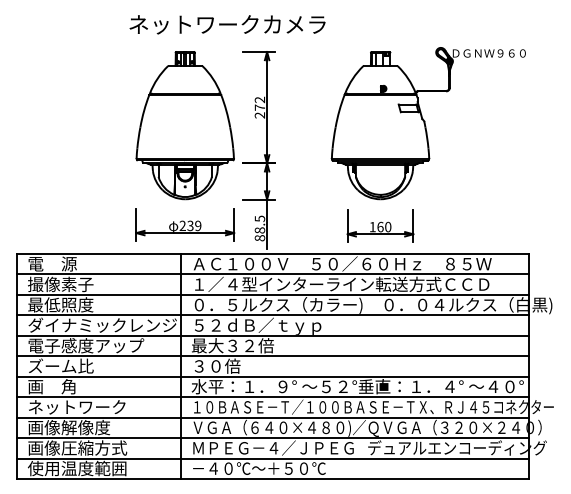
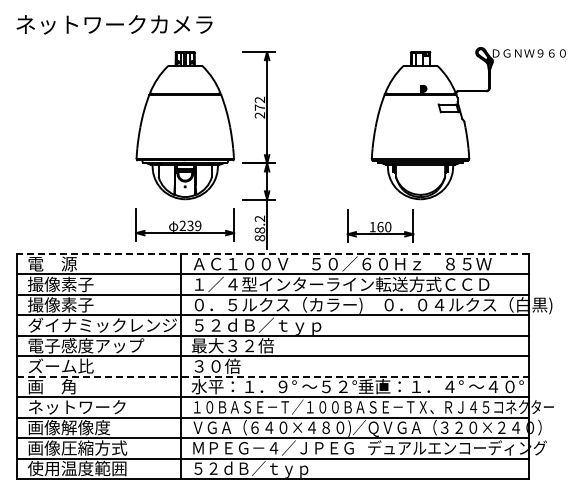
text position: (227, 24) -> (114, 24) (114, 24)
part position: (427, 123) -> (467, 123) (467, 123)
text: 88.5 -> 88.2 (259, 218)
line: solid -> dashed (272, 253)
text: 最低照度 -> 撮像素子 (60, 304)
line: solid -> dashed (272, 376)
text: －４０℃～＋５０℃ -> ５２ｄＢ／ｔｙｐ (259, 469)
